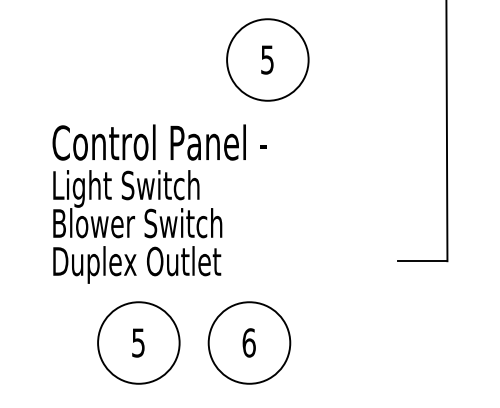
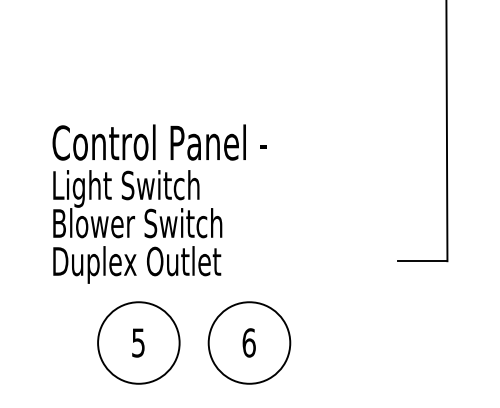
part: present -> none (267, 59)
